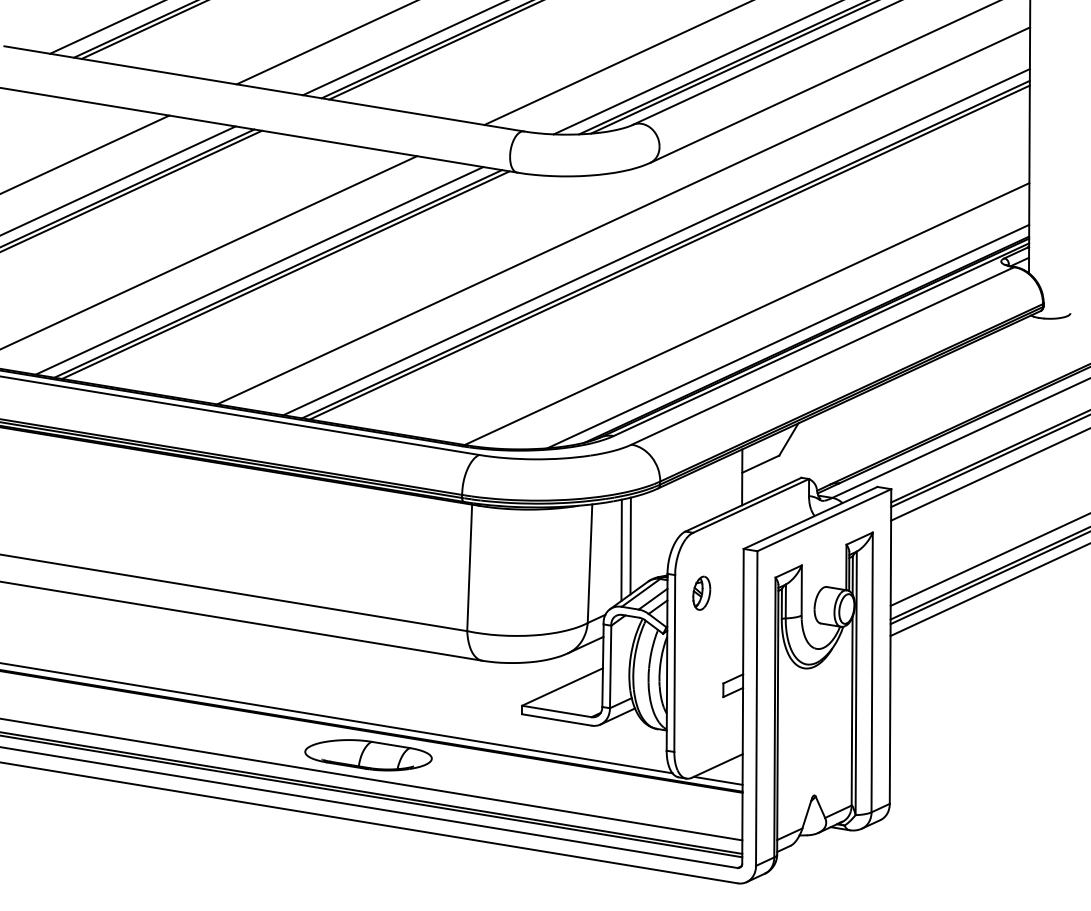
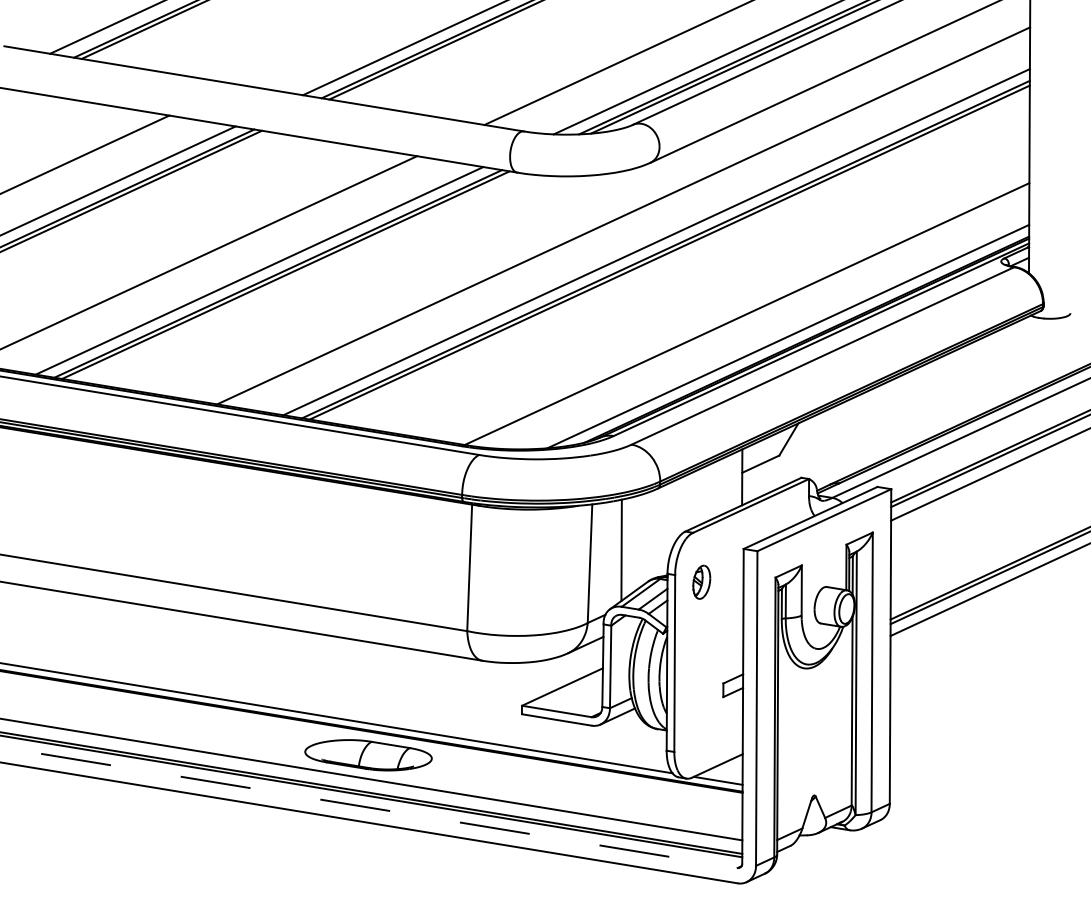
line: present -> none (324, 43)
line: present -> none (630, 545)
line: present -> none (988, 559)
part position: (701, 592) -> (701, 581) (701, 581)
line: solid -> dashed (369, 807)
